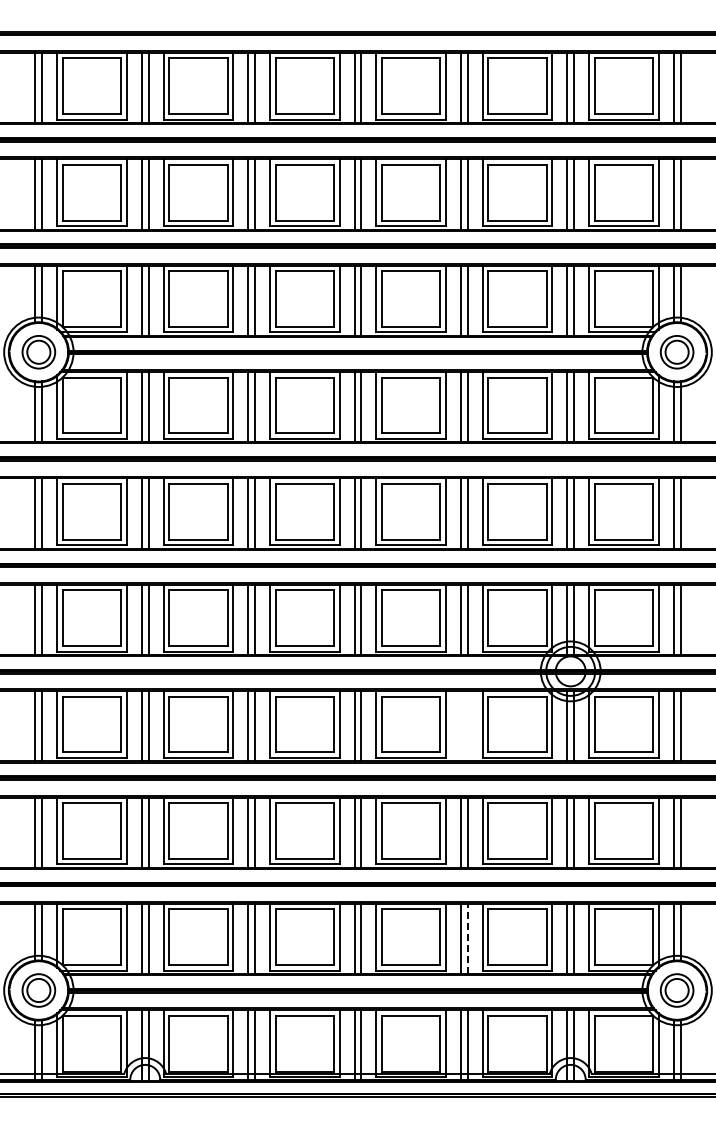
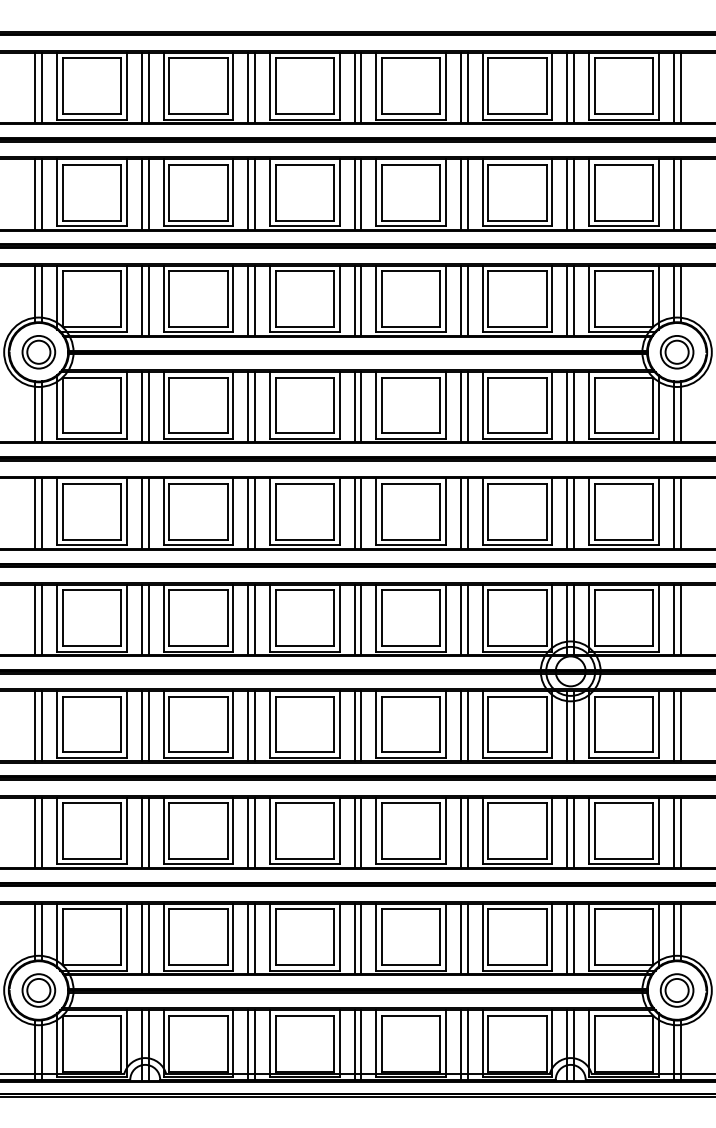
line: none -> present (460, 726)
line: none -> present (467, 726)
line: dashed -> solid (467, 938)
